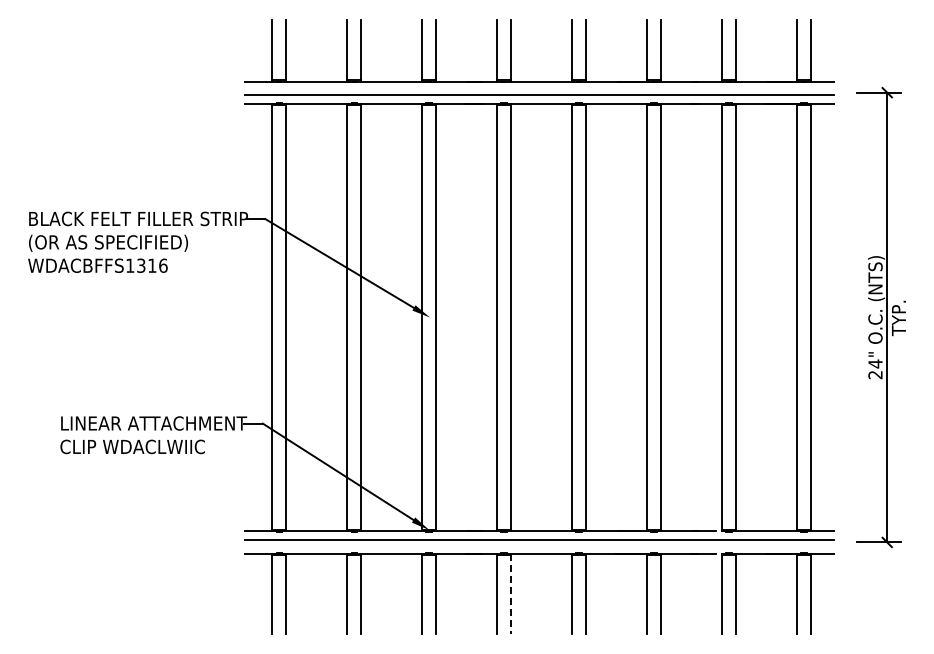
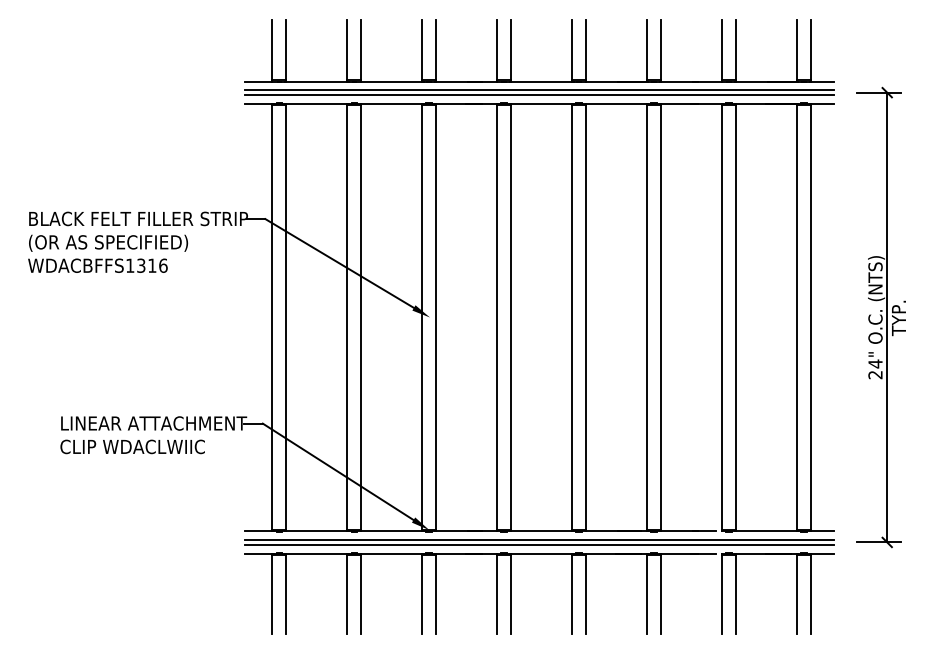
line: none -> present (539, 89)
line: none -> present (539, 545)
line: dashed -> solid (511, 594)
